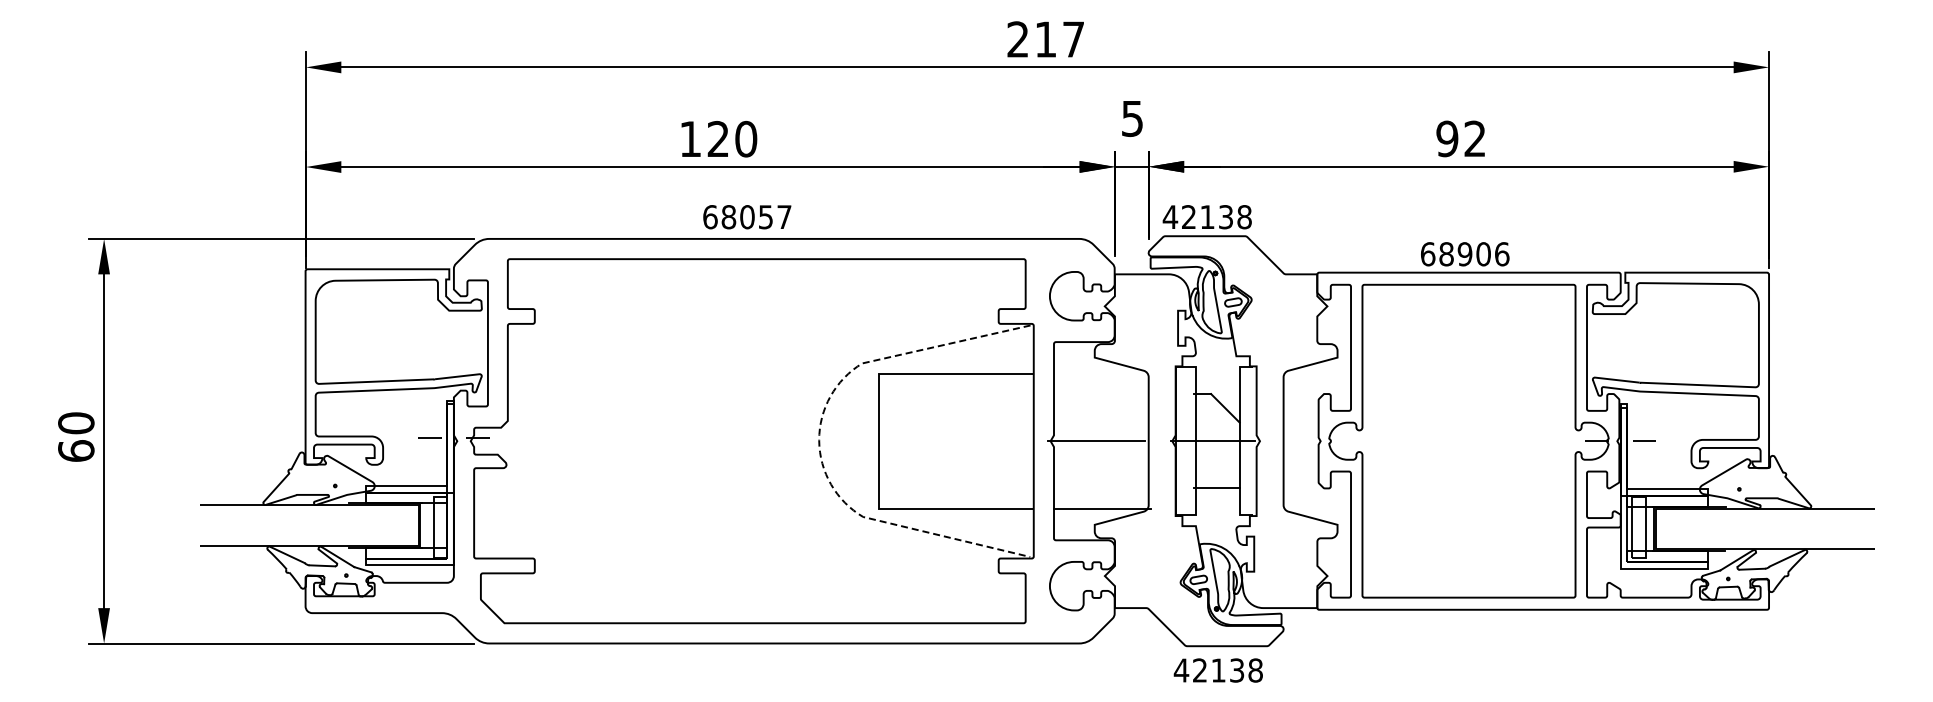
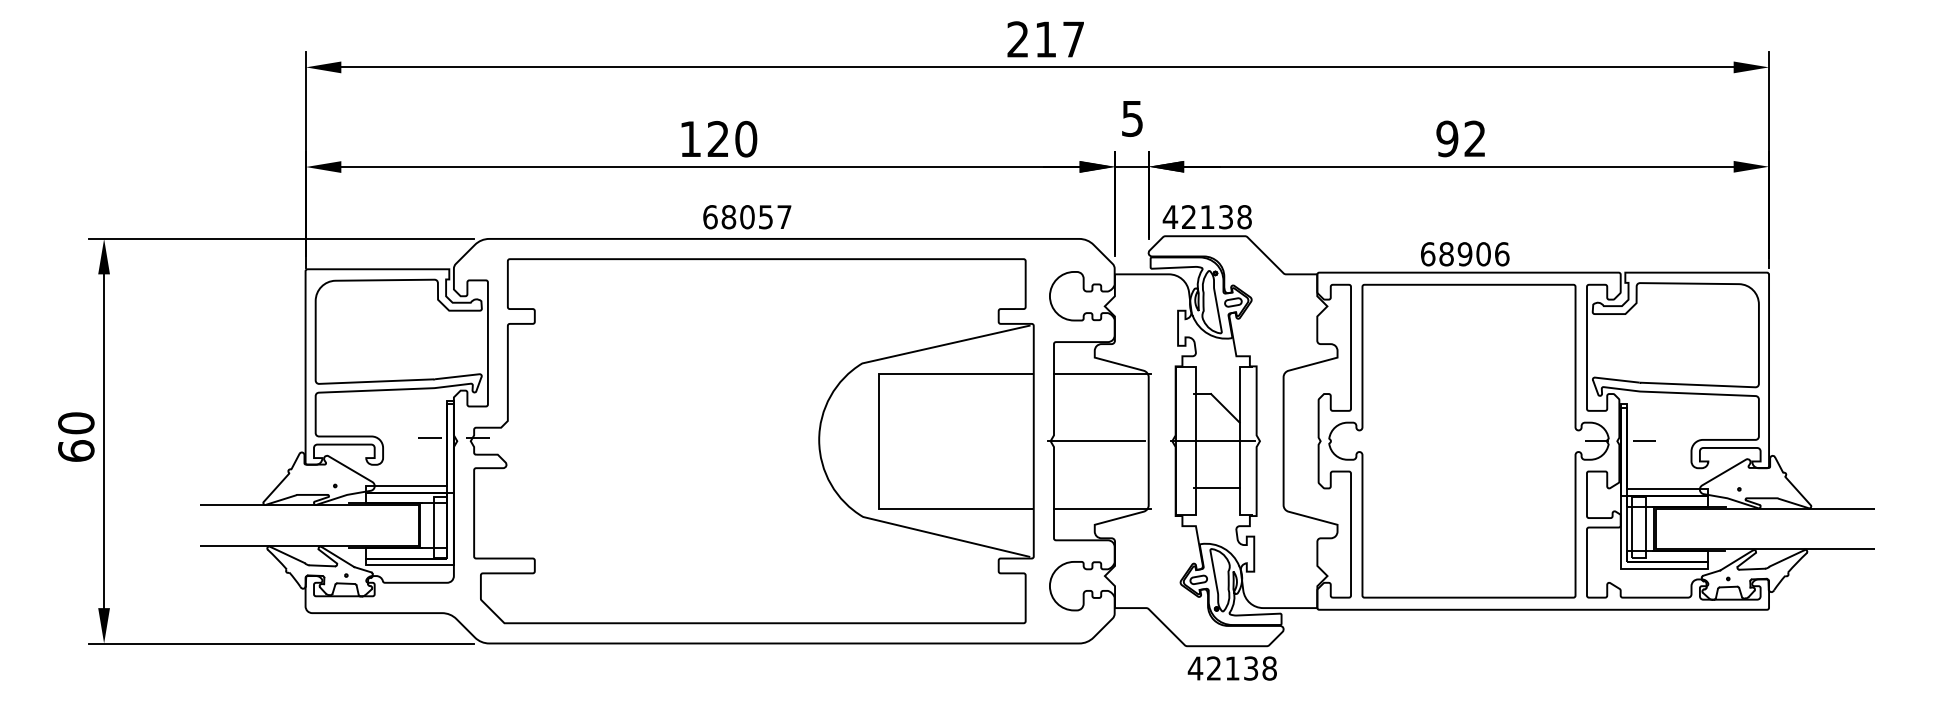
line: none -> present (1102, 373)
line: dashed -> solid (819, 440)
text position: (1217, 670) -> (1231, 668) (1231, 668)
